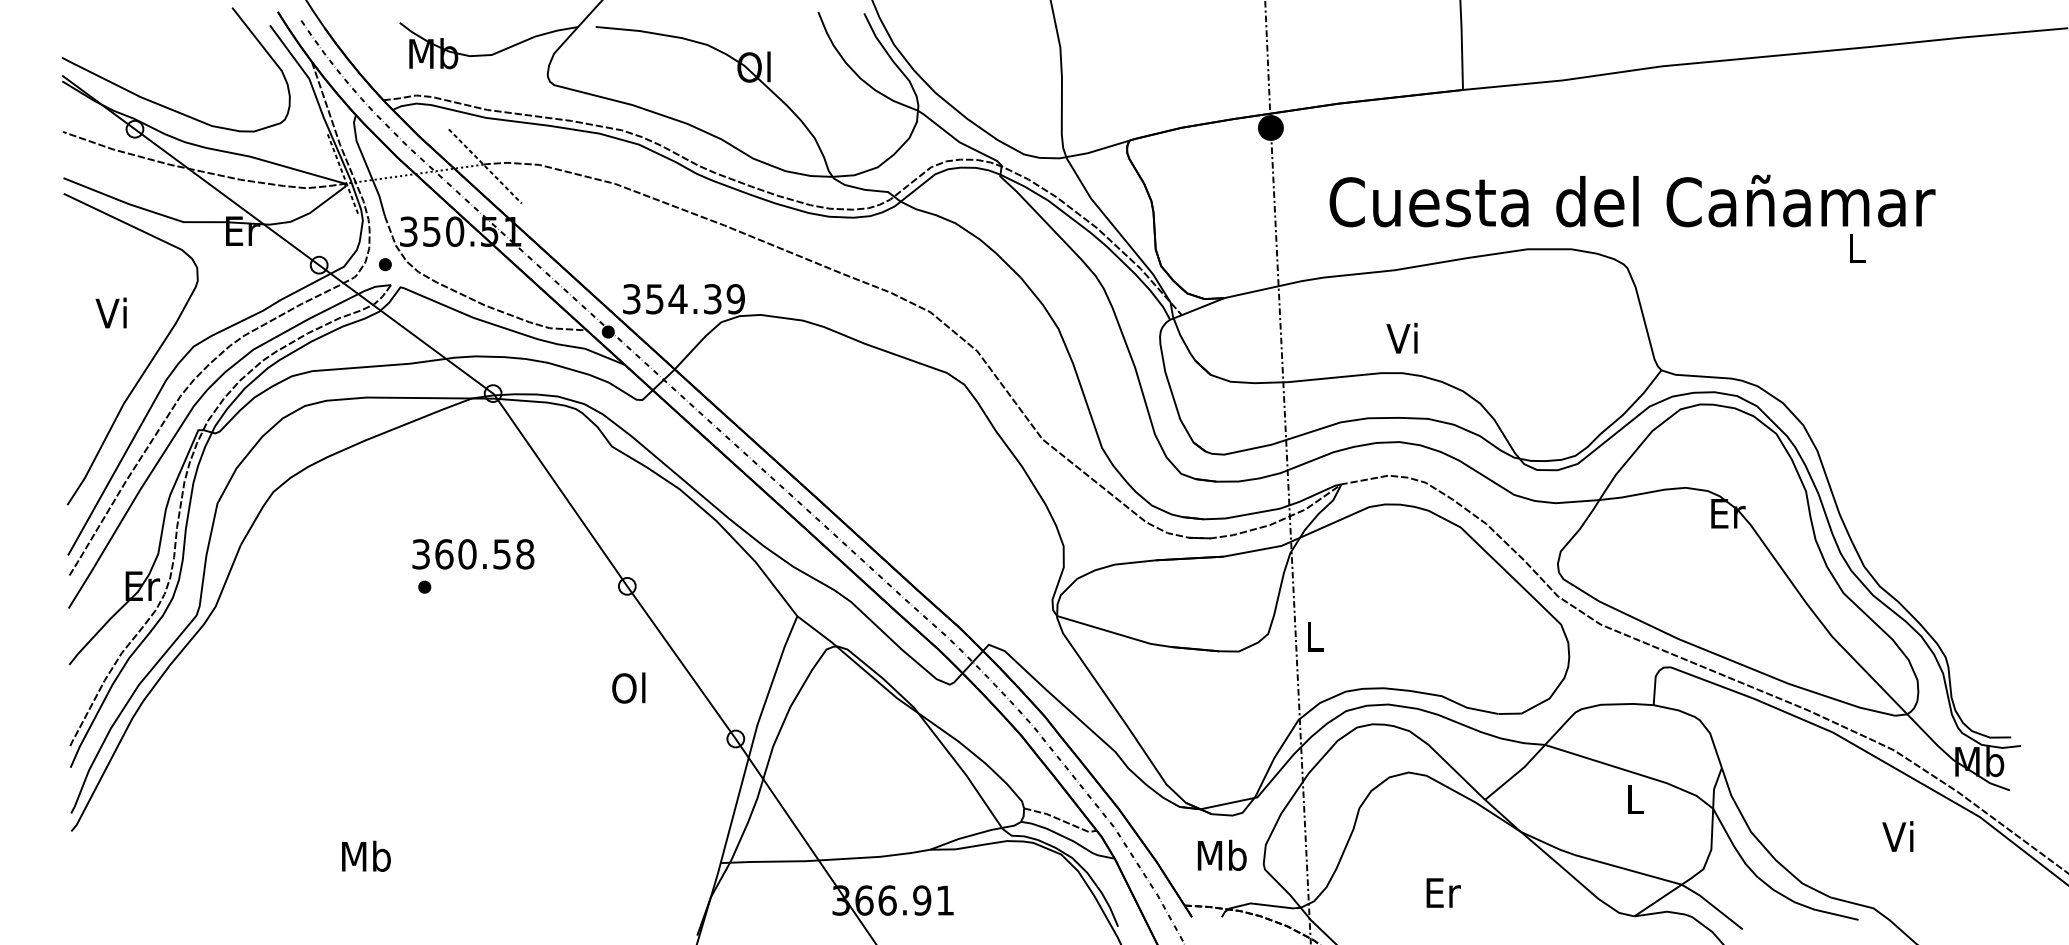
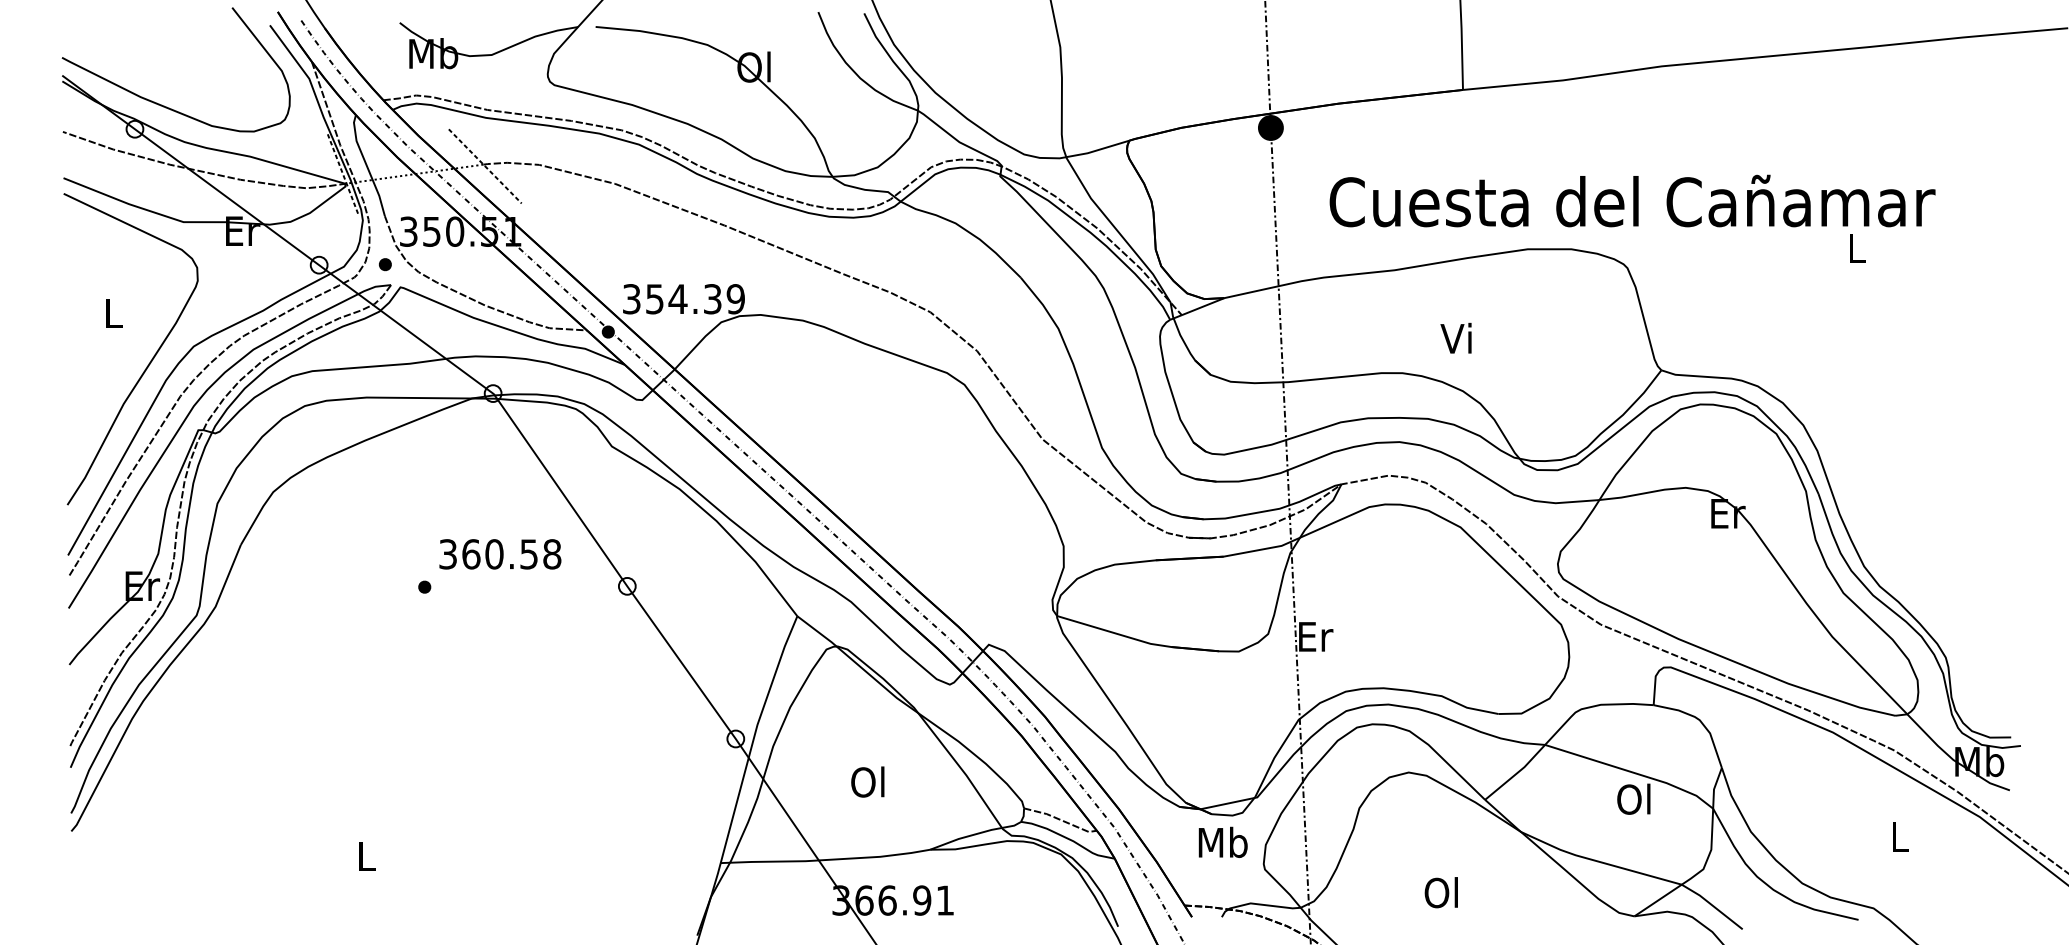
text: Vi -> L (110, 312)
text position: (1401, 337) -> (1455, 337) (1455, 337)
text position: (473, 554) -> (500, 554) (500, 554)
text: L -> Er (1316, 636)
text position: (628, 687) -> (867, 781) (867, 781)
text: L -> Ol (1633, 798)
text: Vi -> L (1897, 836)
text position: (1221, 854) -> (1222, 841) (1222, 841)
text: Mb -> L (366, 855)
text: Er -> Ol (1442, 892)
